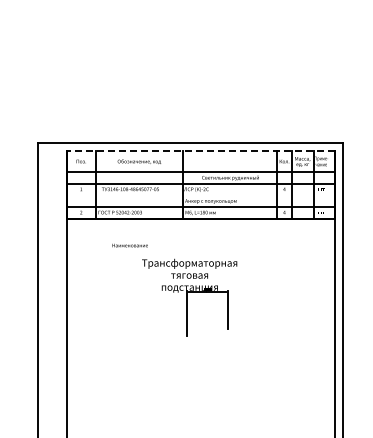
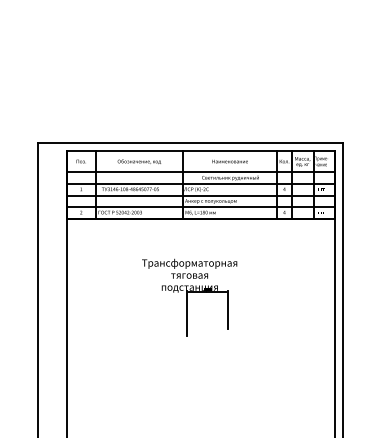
line: dashed -> solid (200, 150)
line: none -> present (200, 195)
text position: (129, 245) -> (229, 161) (229, 161)
